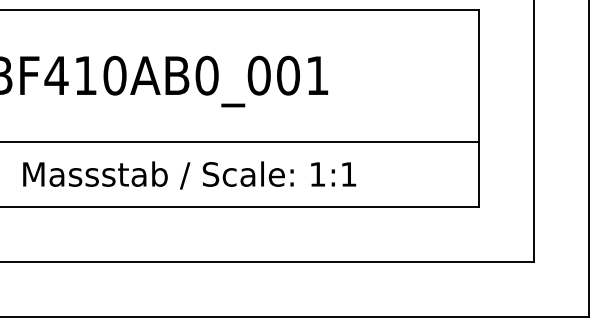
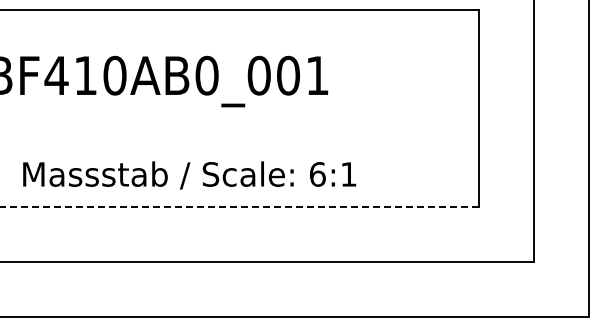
line: present -> none (240, 141)
text: 1:1 -> 6:1 (317, 174)
line: solid -> dashed (240, 207)
